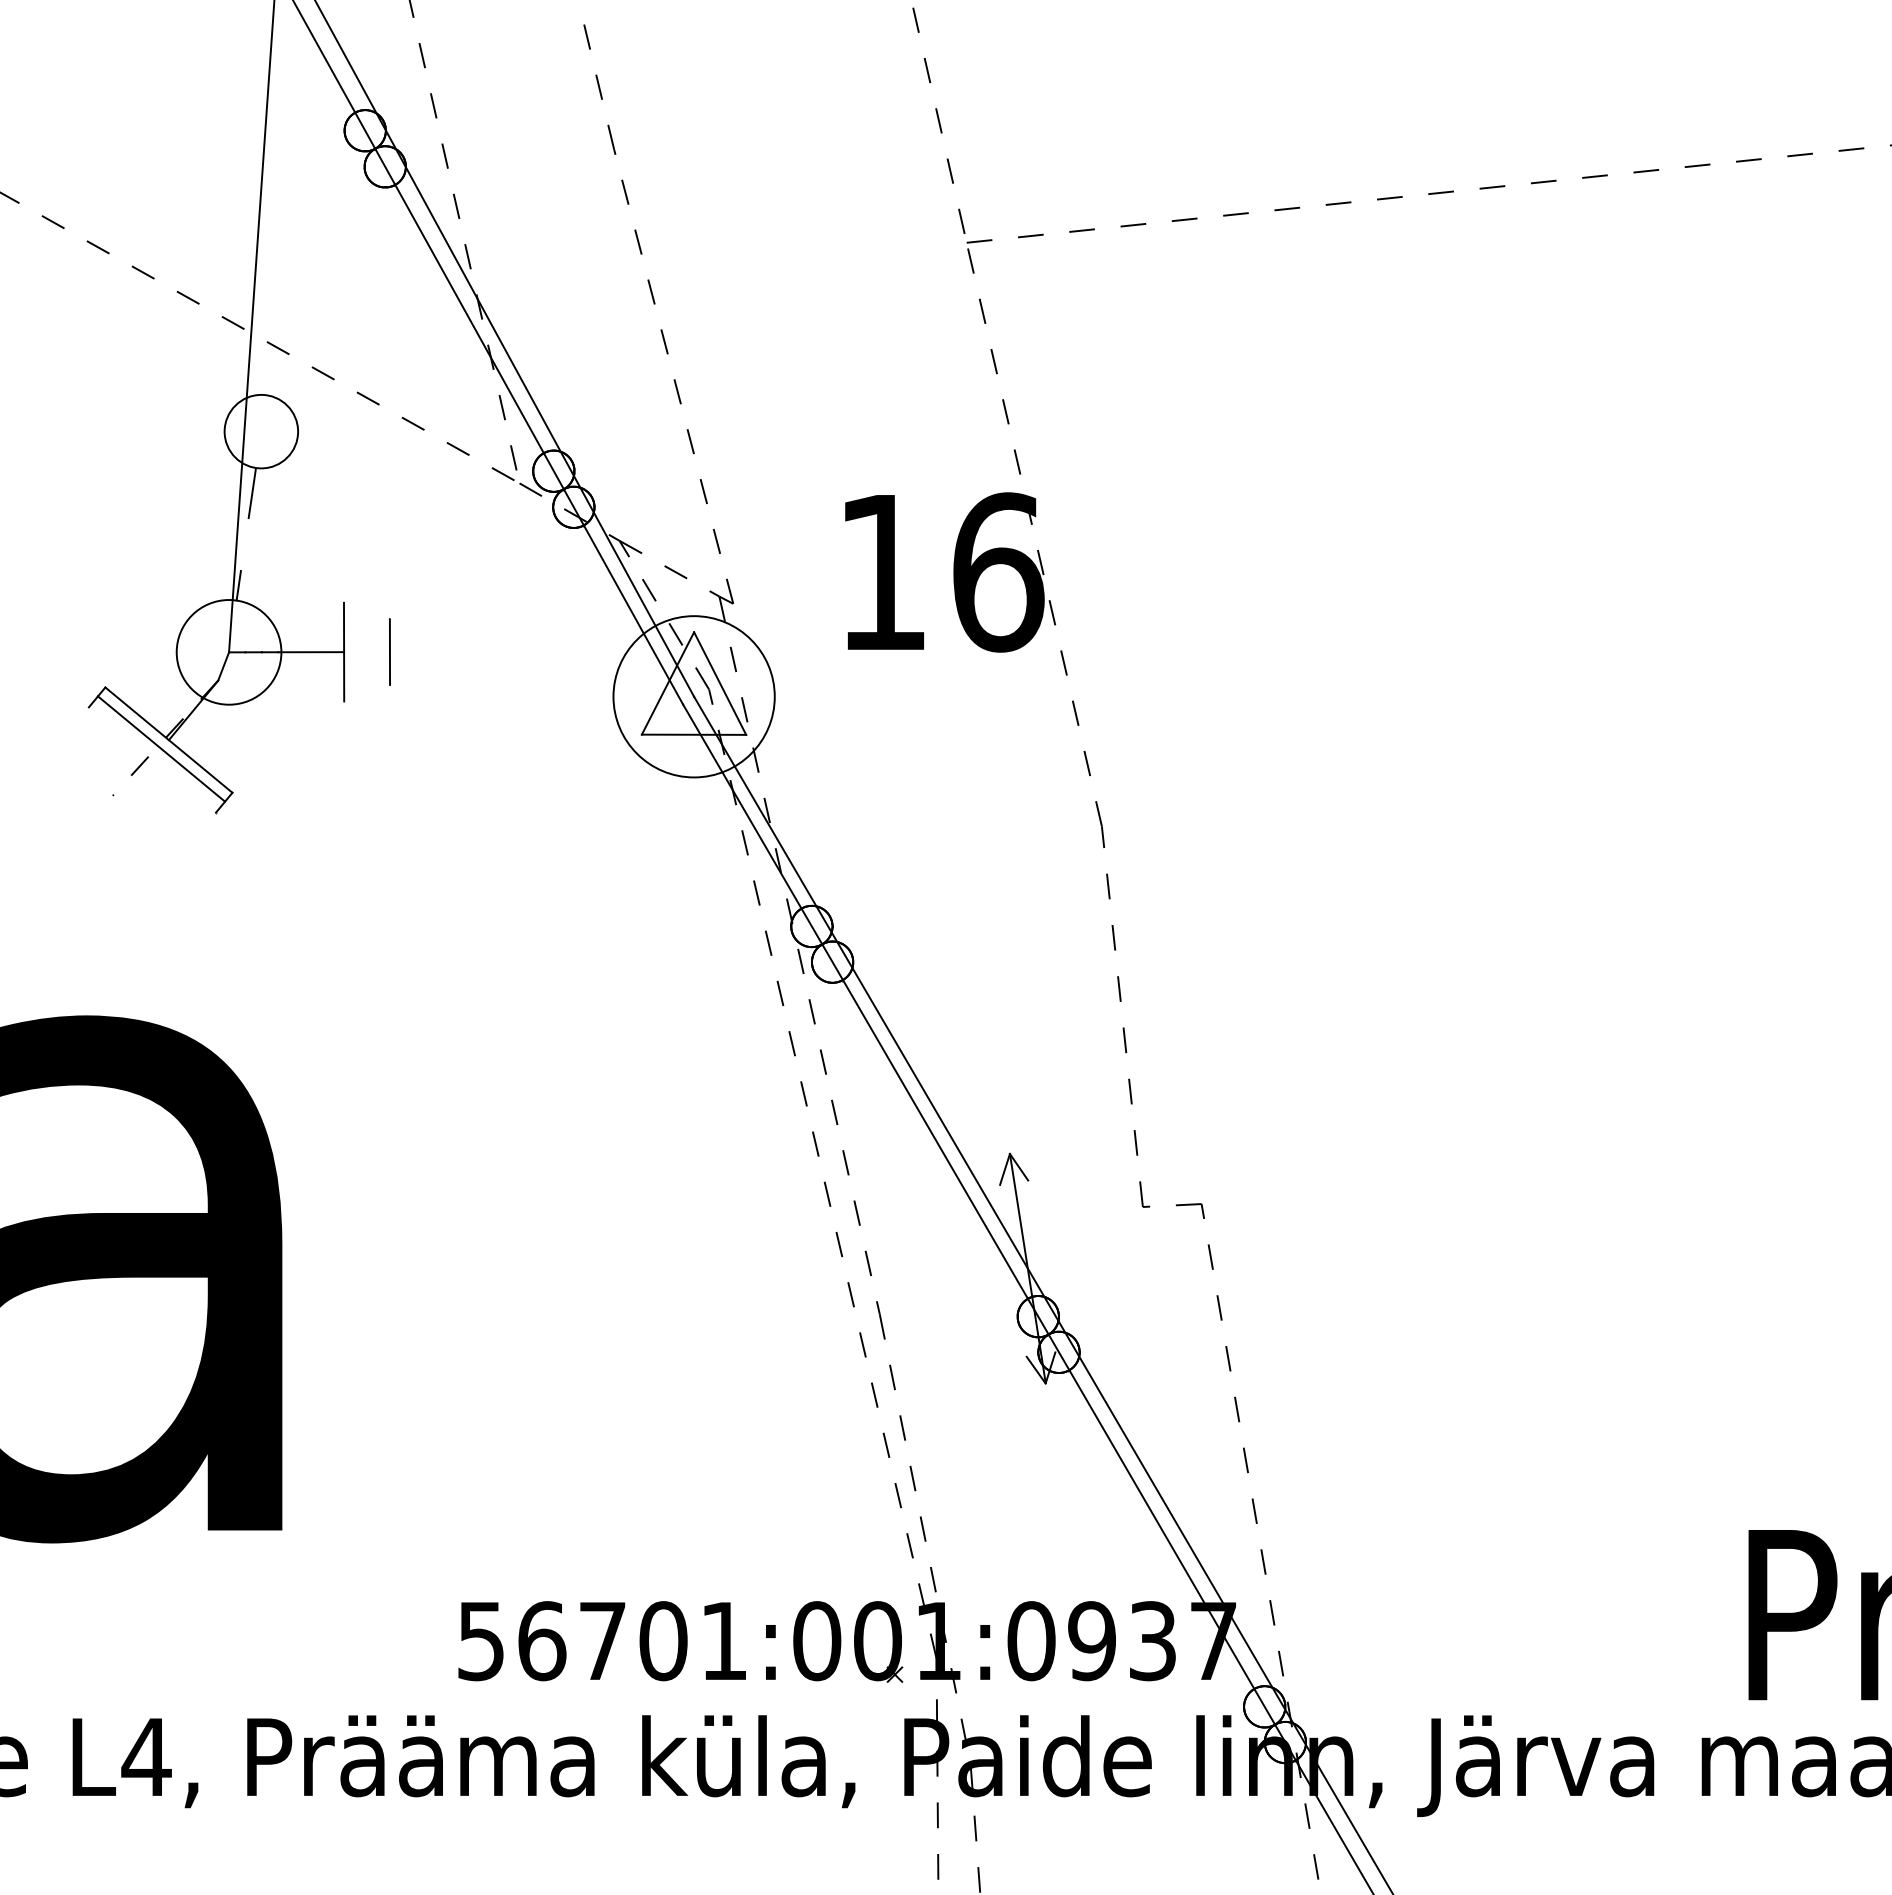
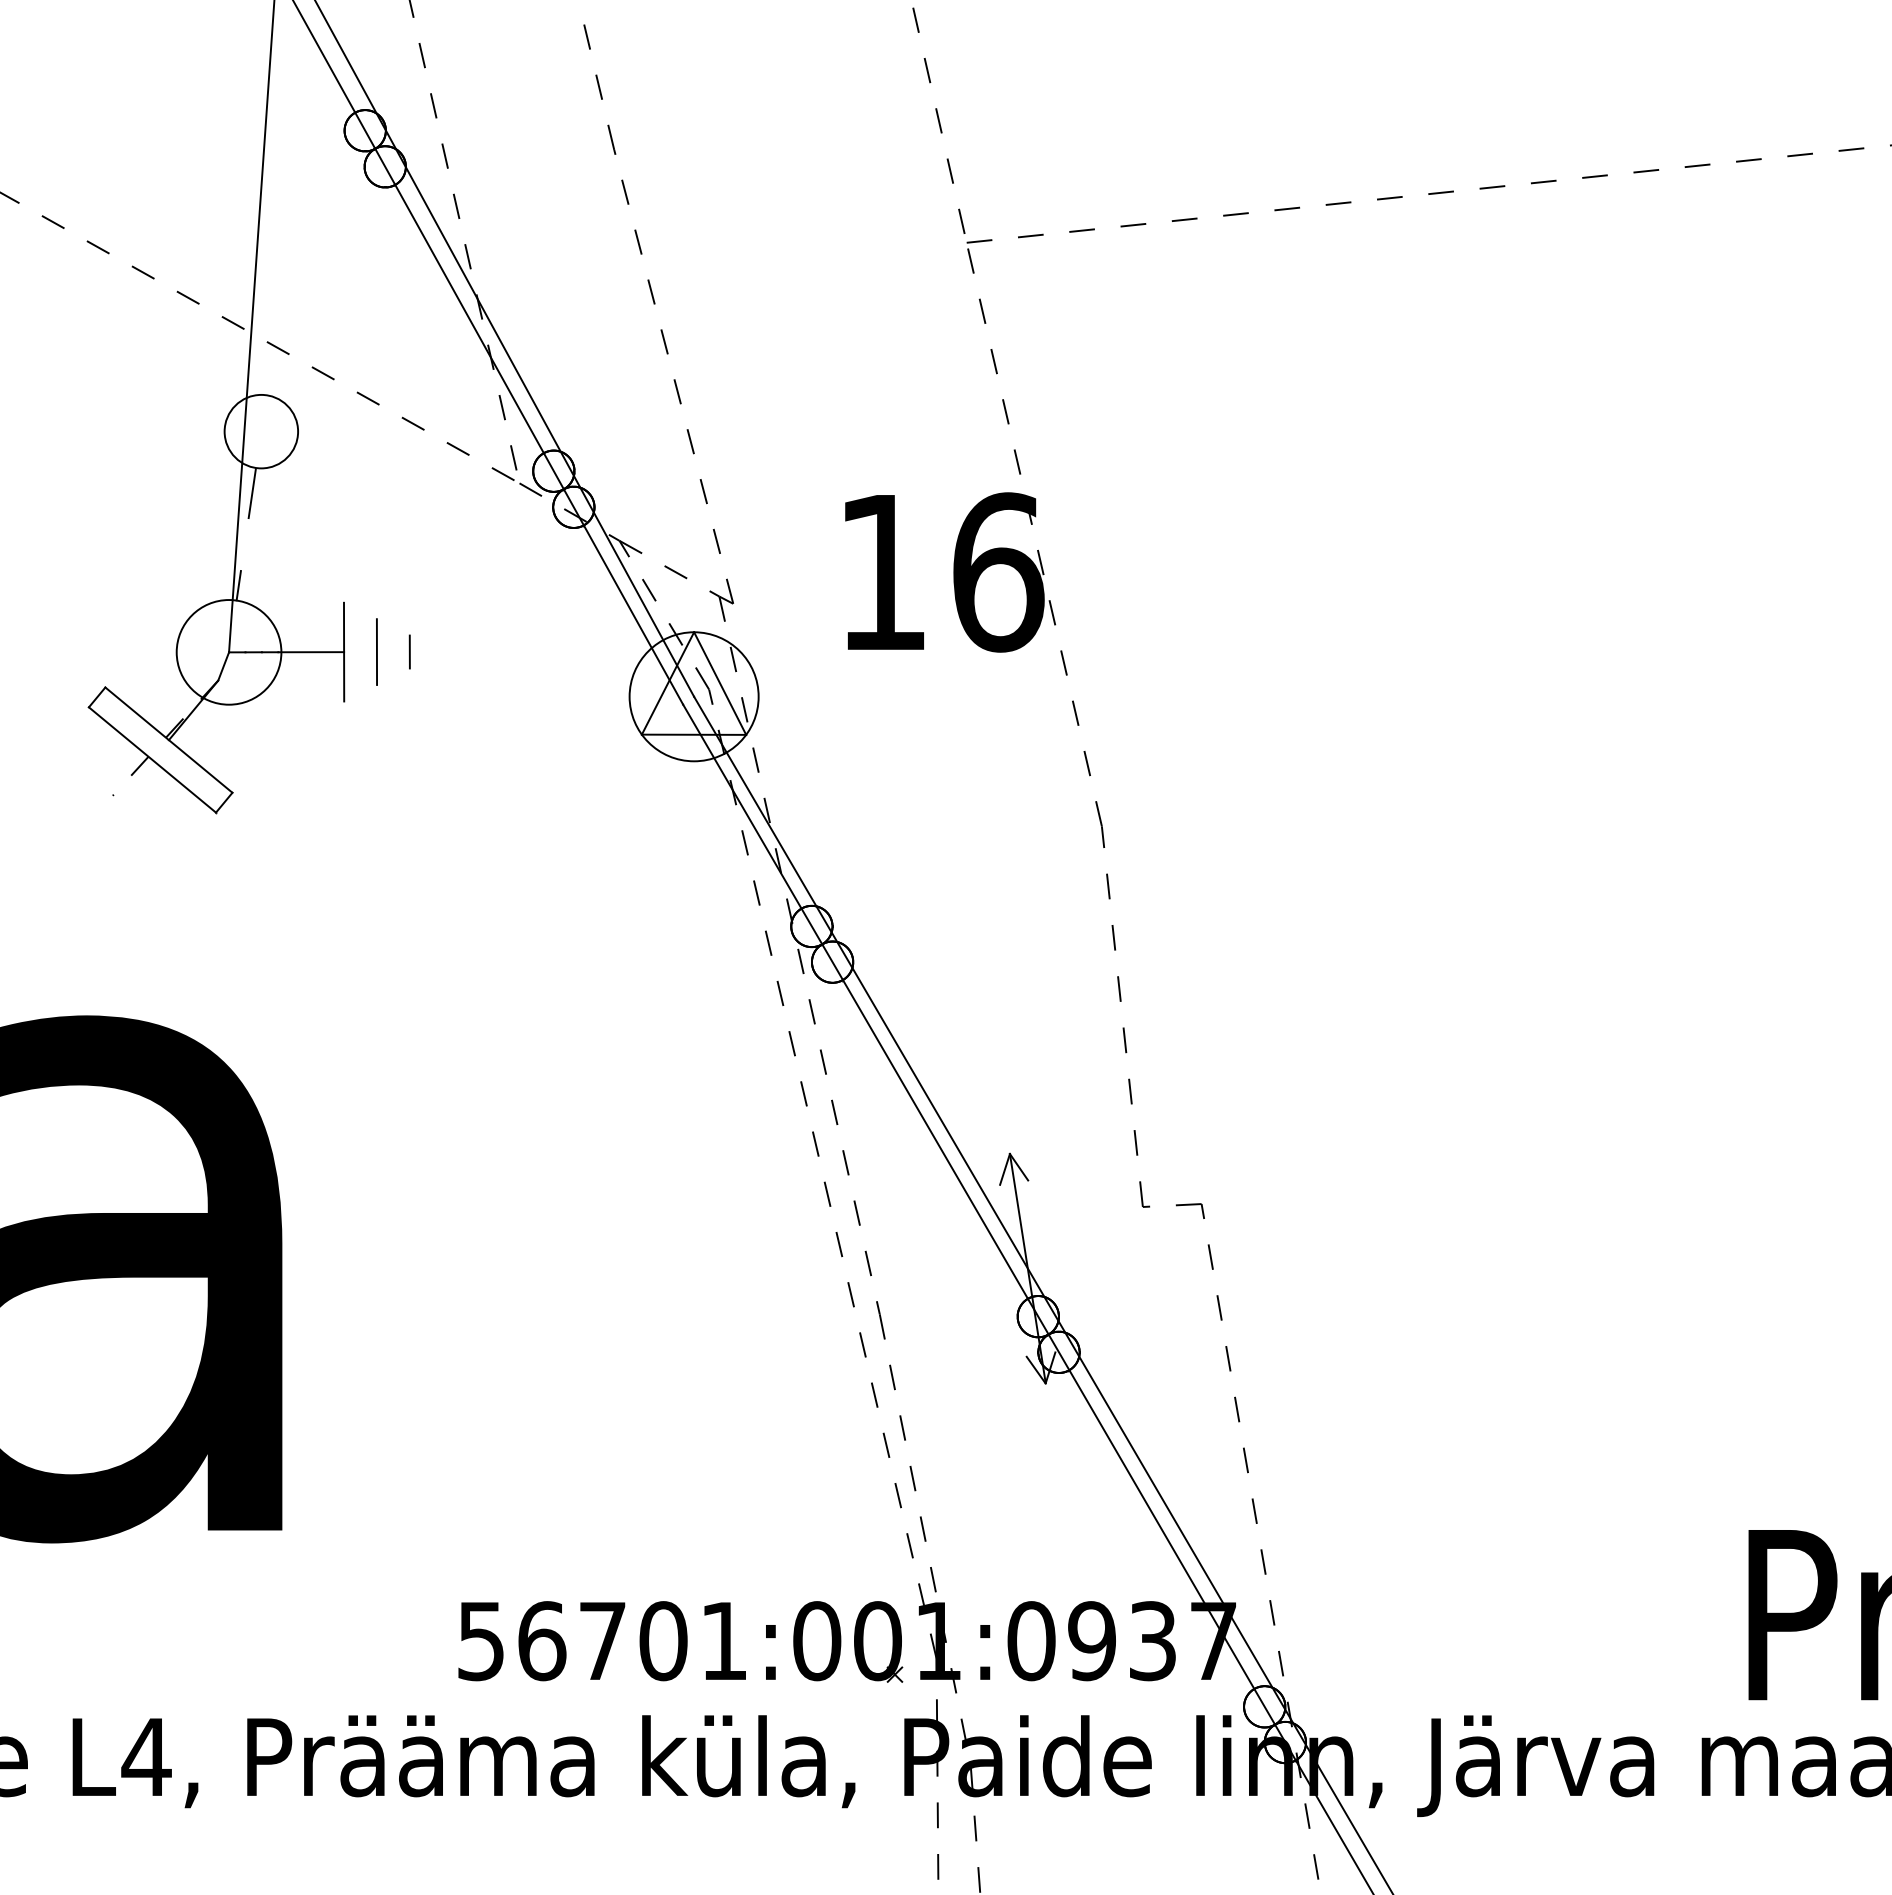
line position: (389, 651) -> (376, 651) (376, 651)
line: none -> present (409, 651)
circle diameter: 161 px -> 129 px (693, 696)
line position: (161, 748) -> (152, 759) (152, 759)
